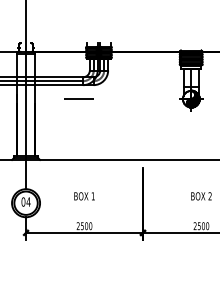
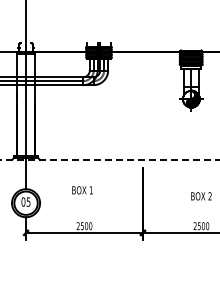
line: present -> none (78, 99)
line: solid -> dashed (109, 159)
text position: (84, 196) -> (82, 190) (82, 190)
text: 04 -> 05 (28, 201)
